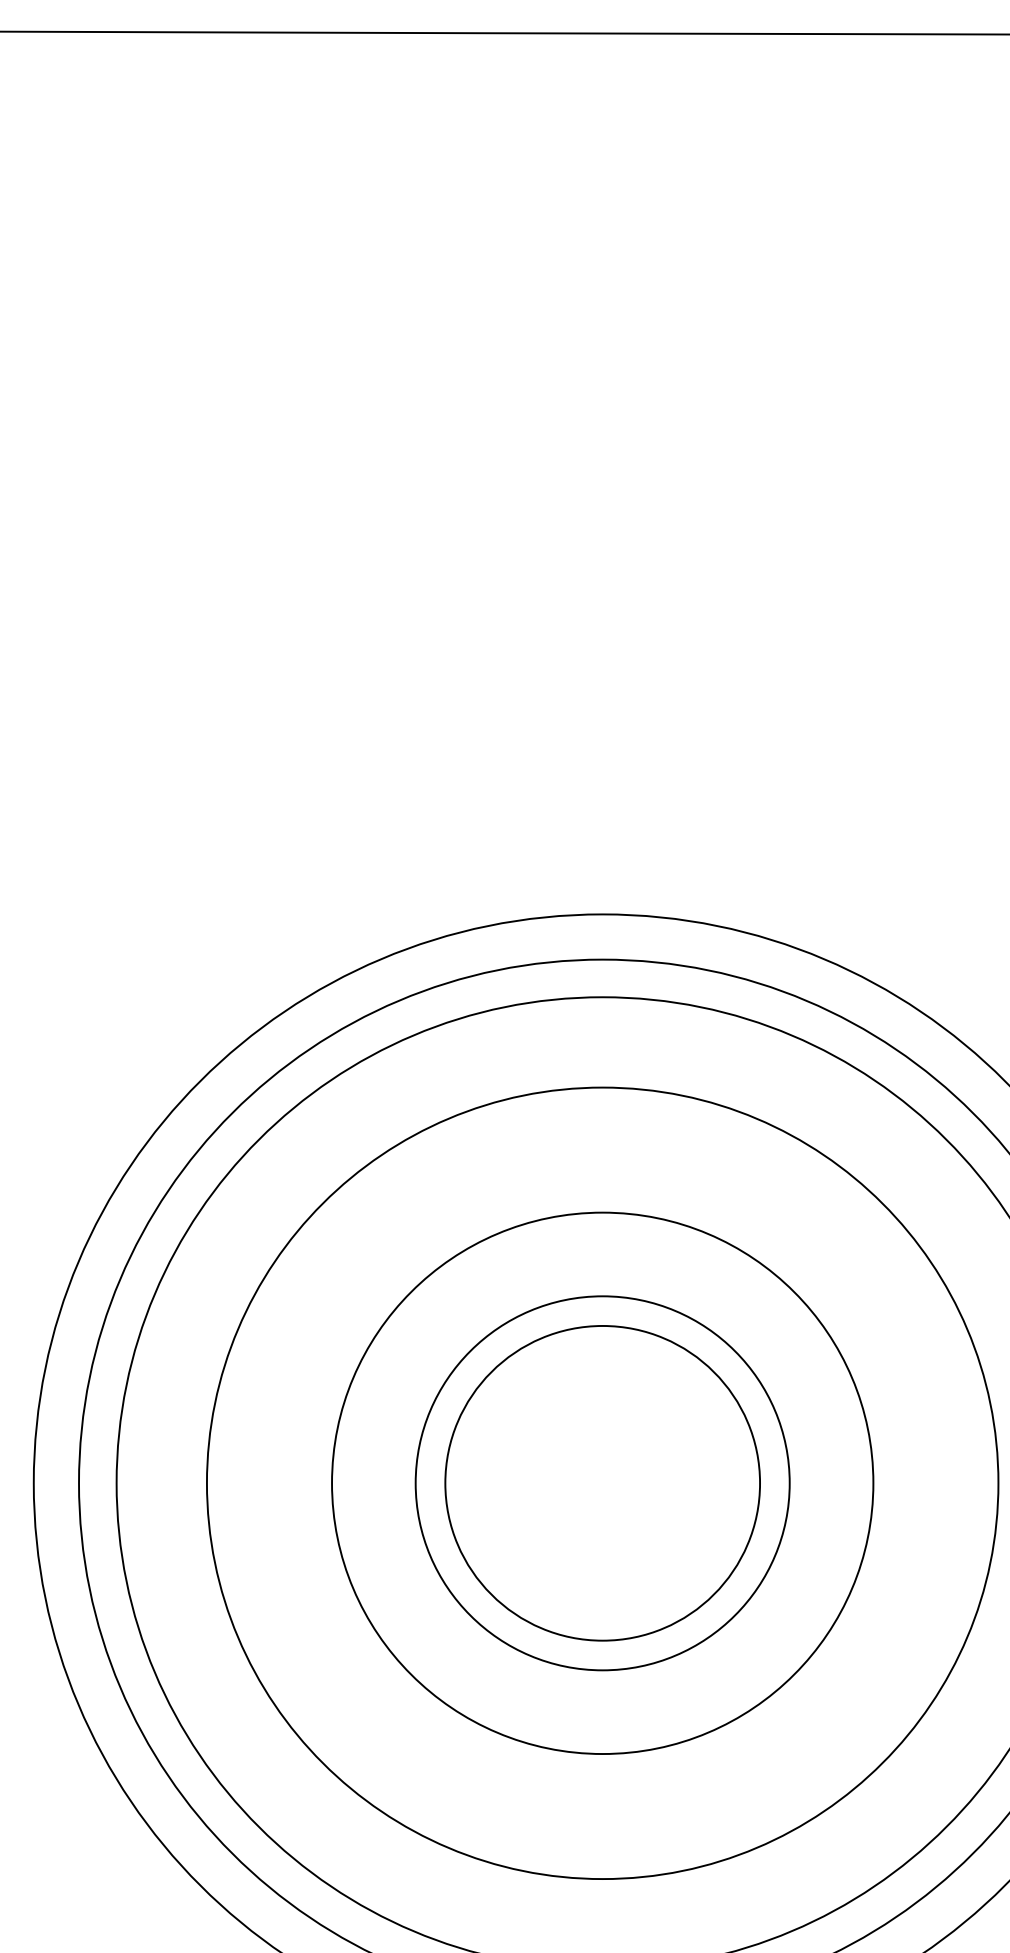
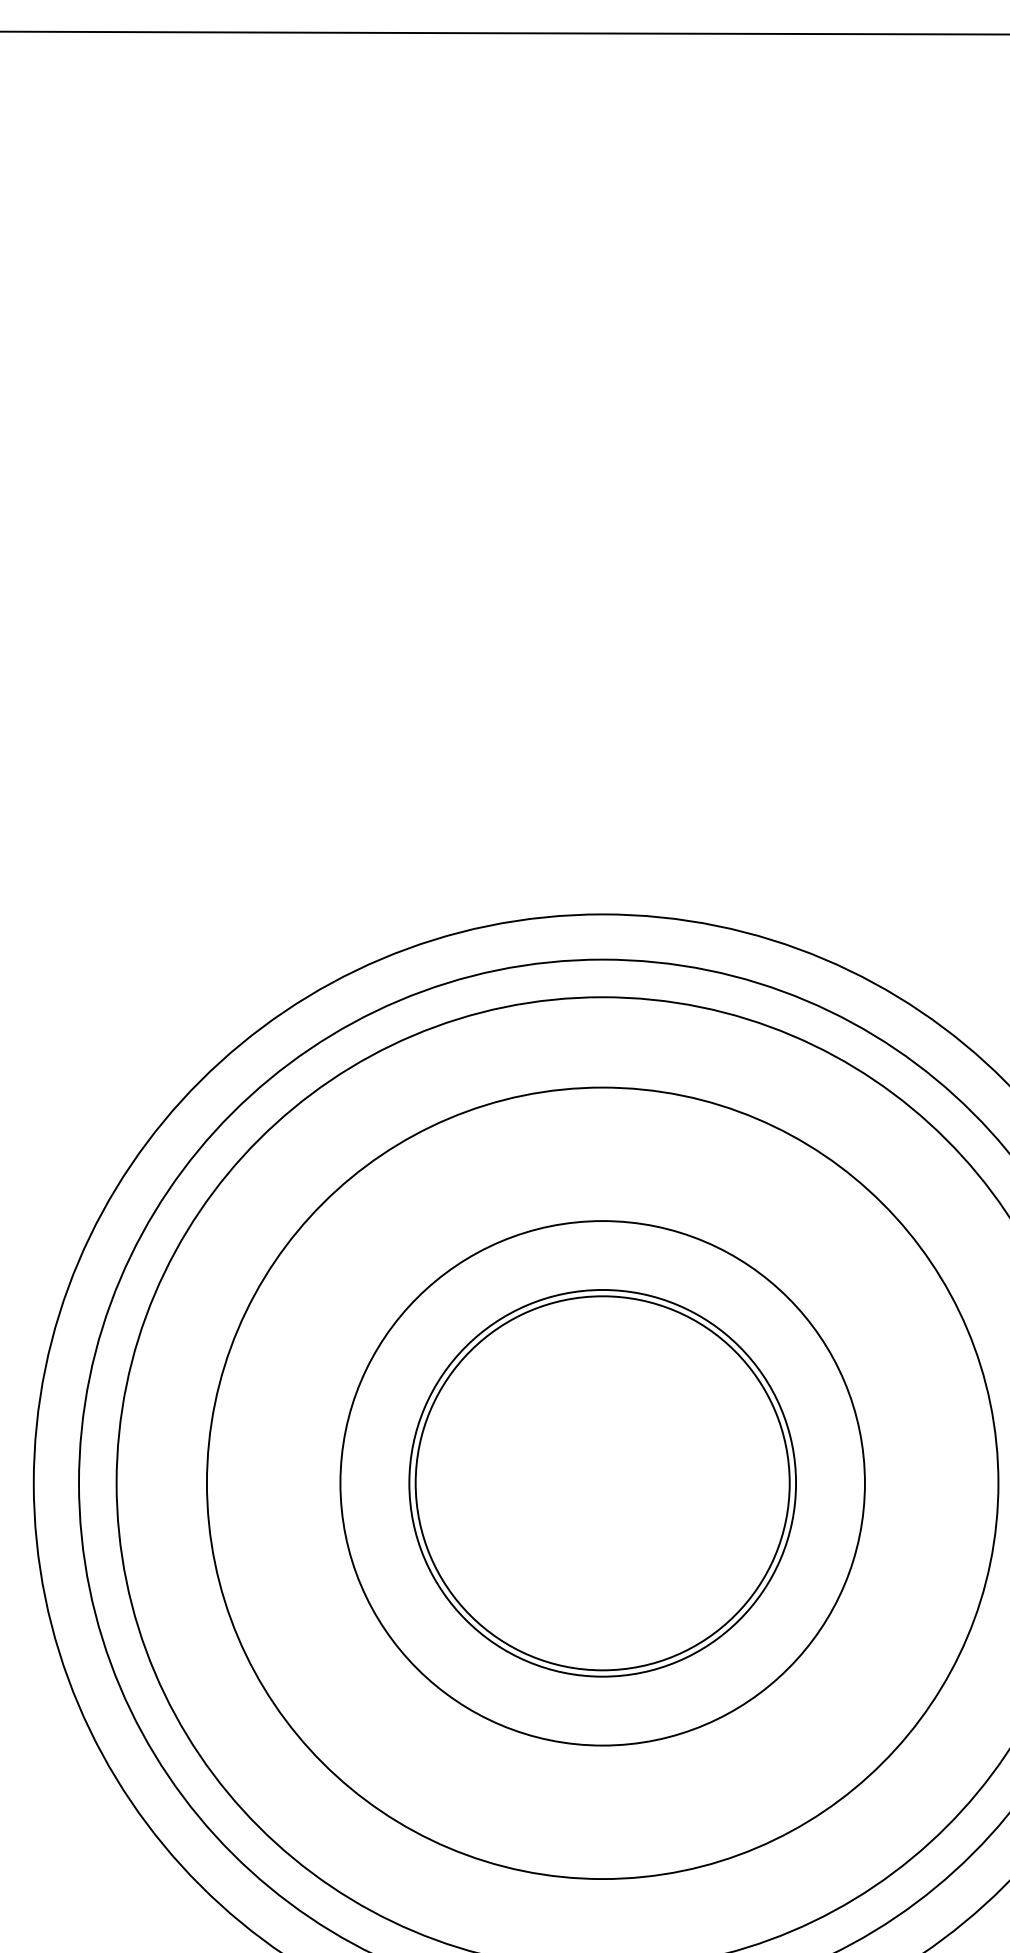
circle diameter: 315 px -> 525 px (602, 1483)
circle diameter: 541 px -> 387 px (602, 1482)
